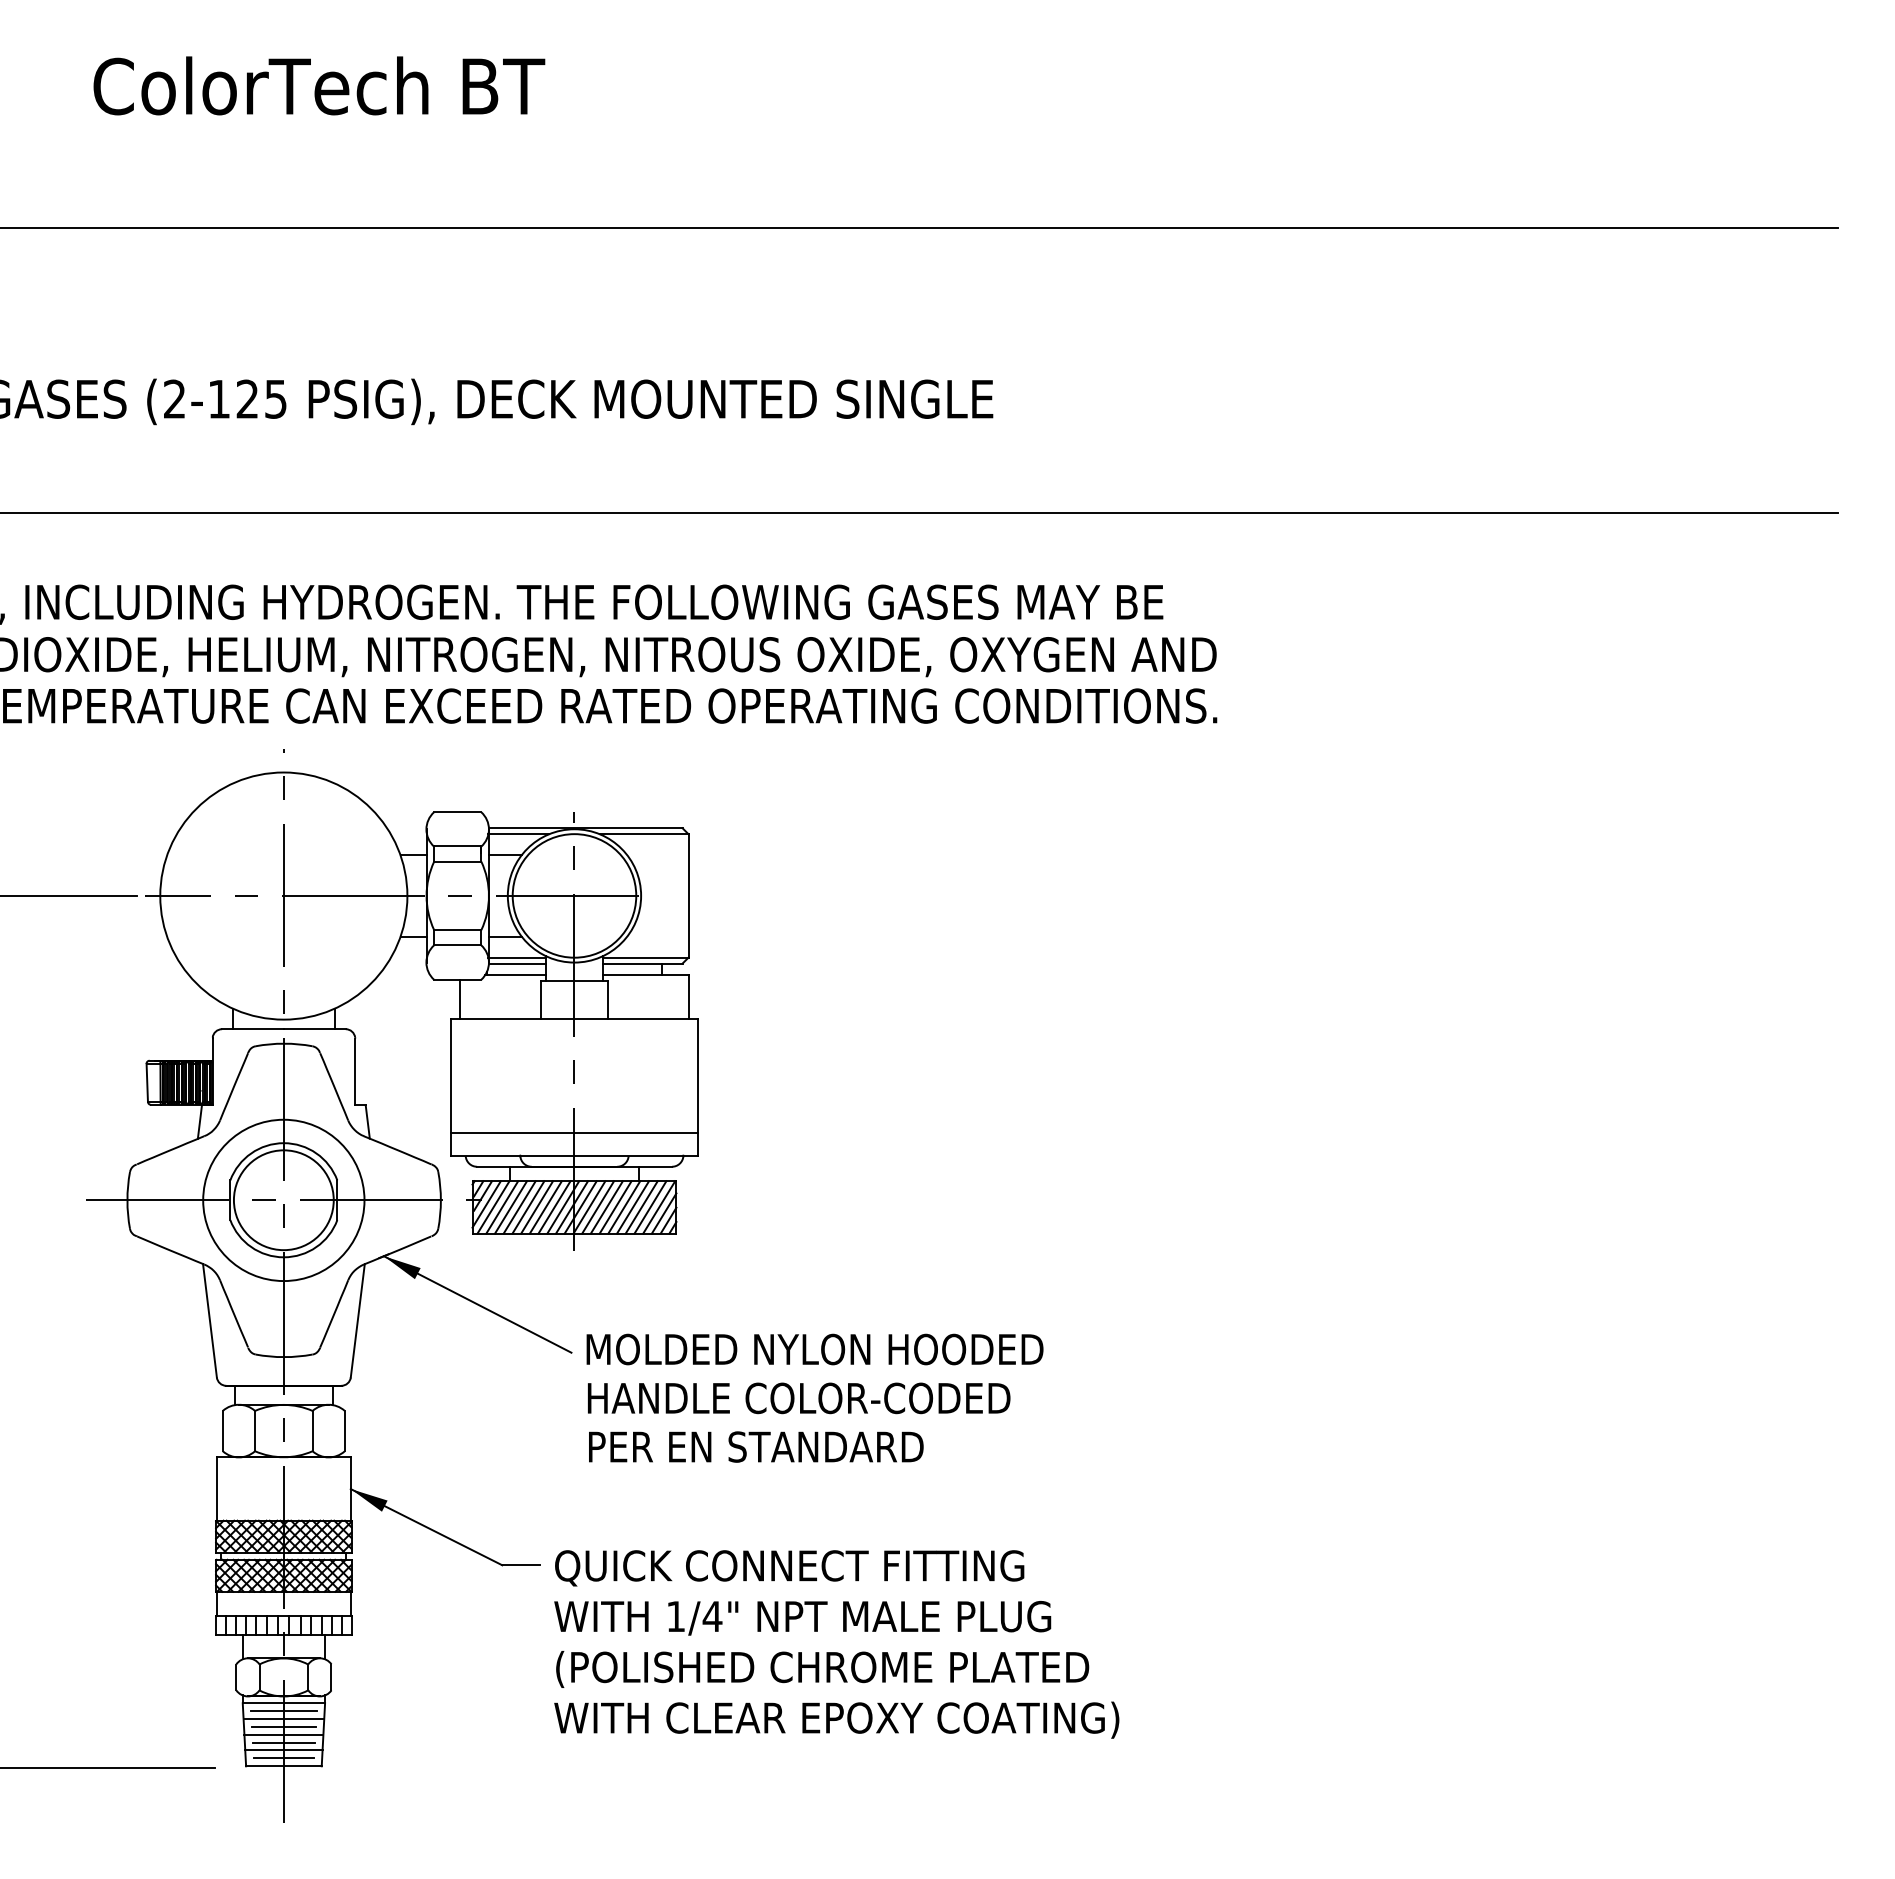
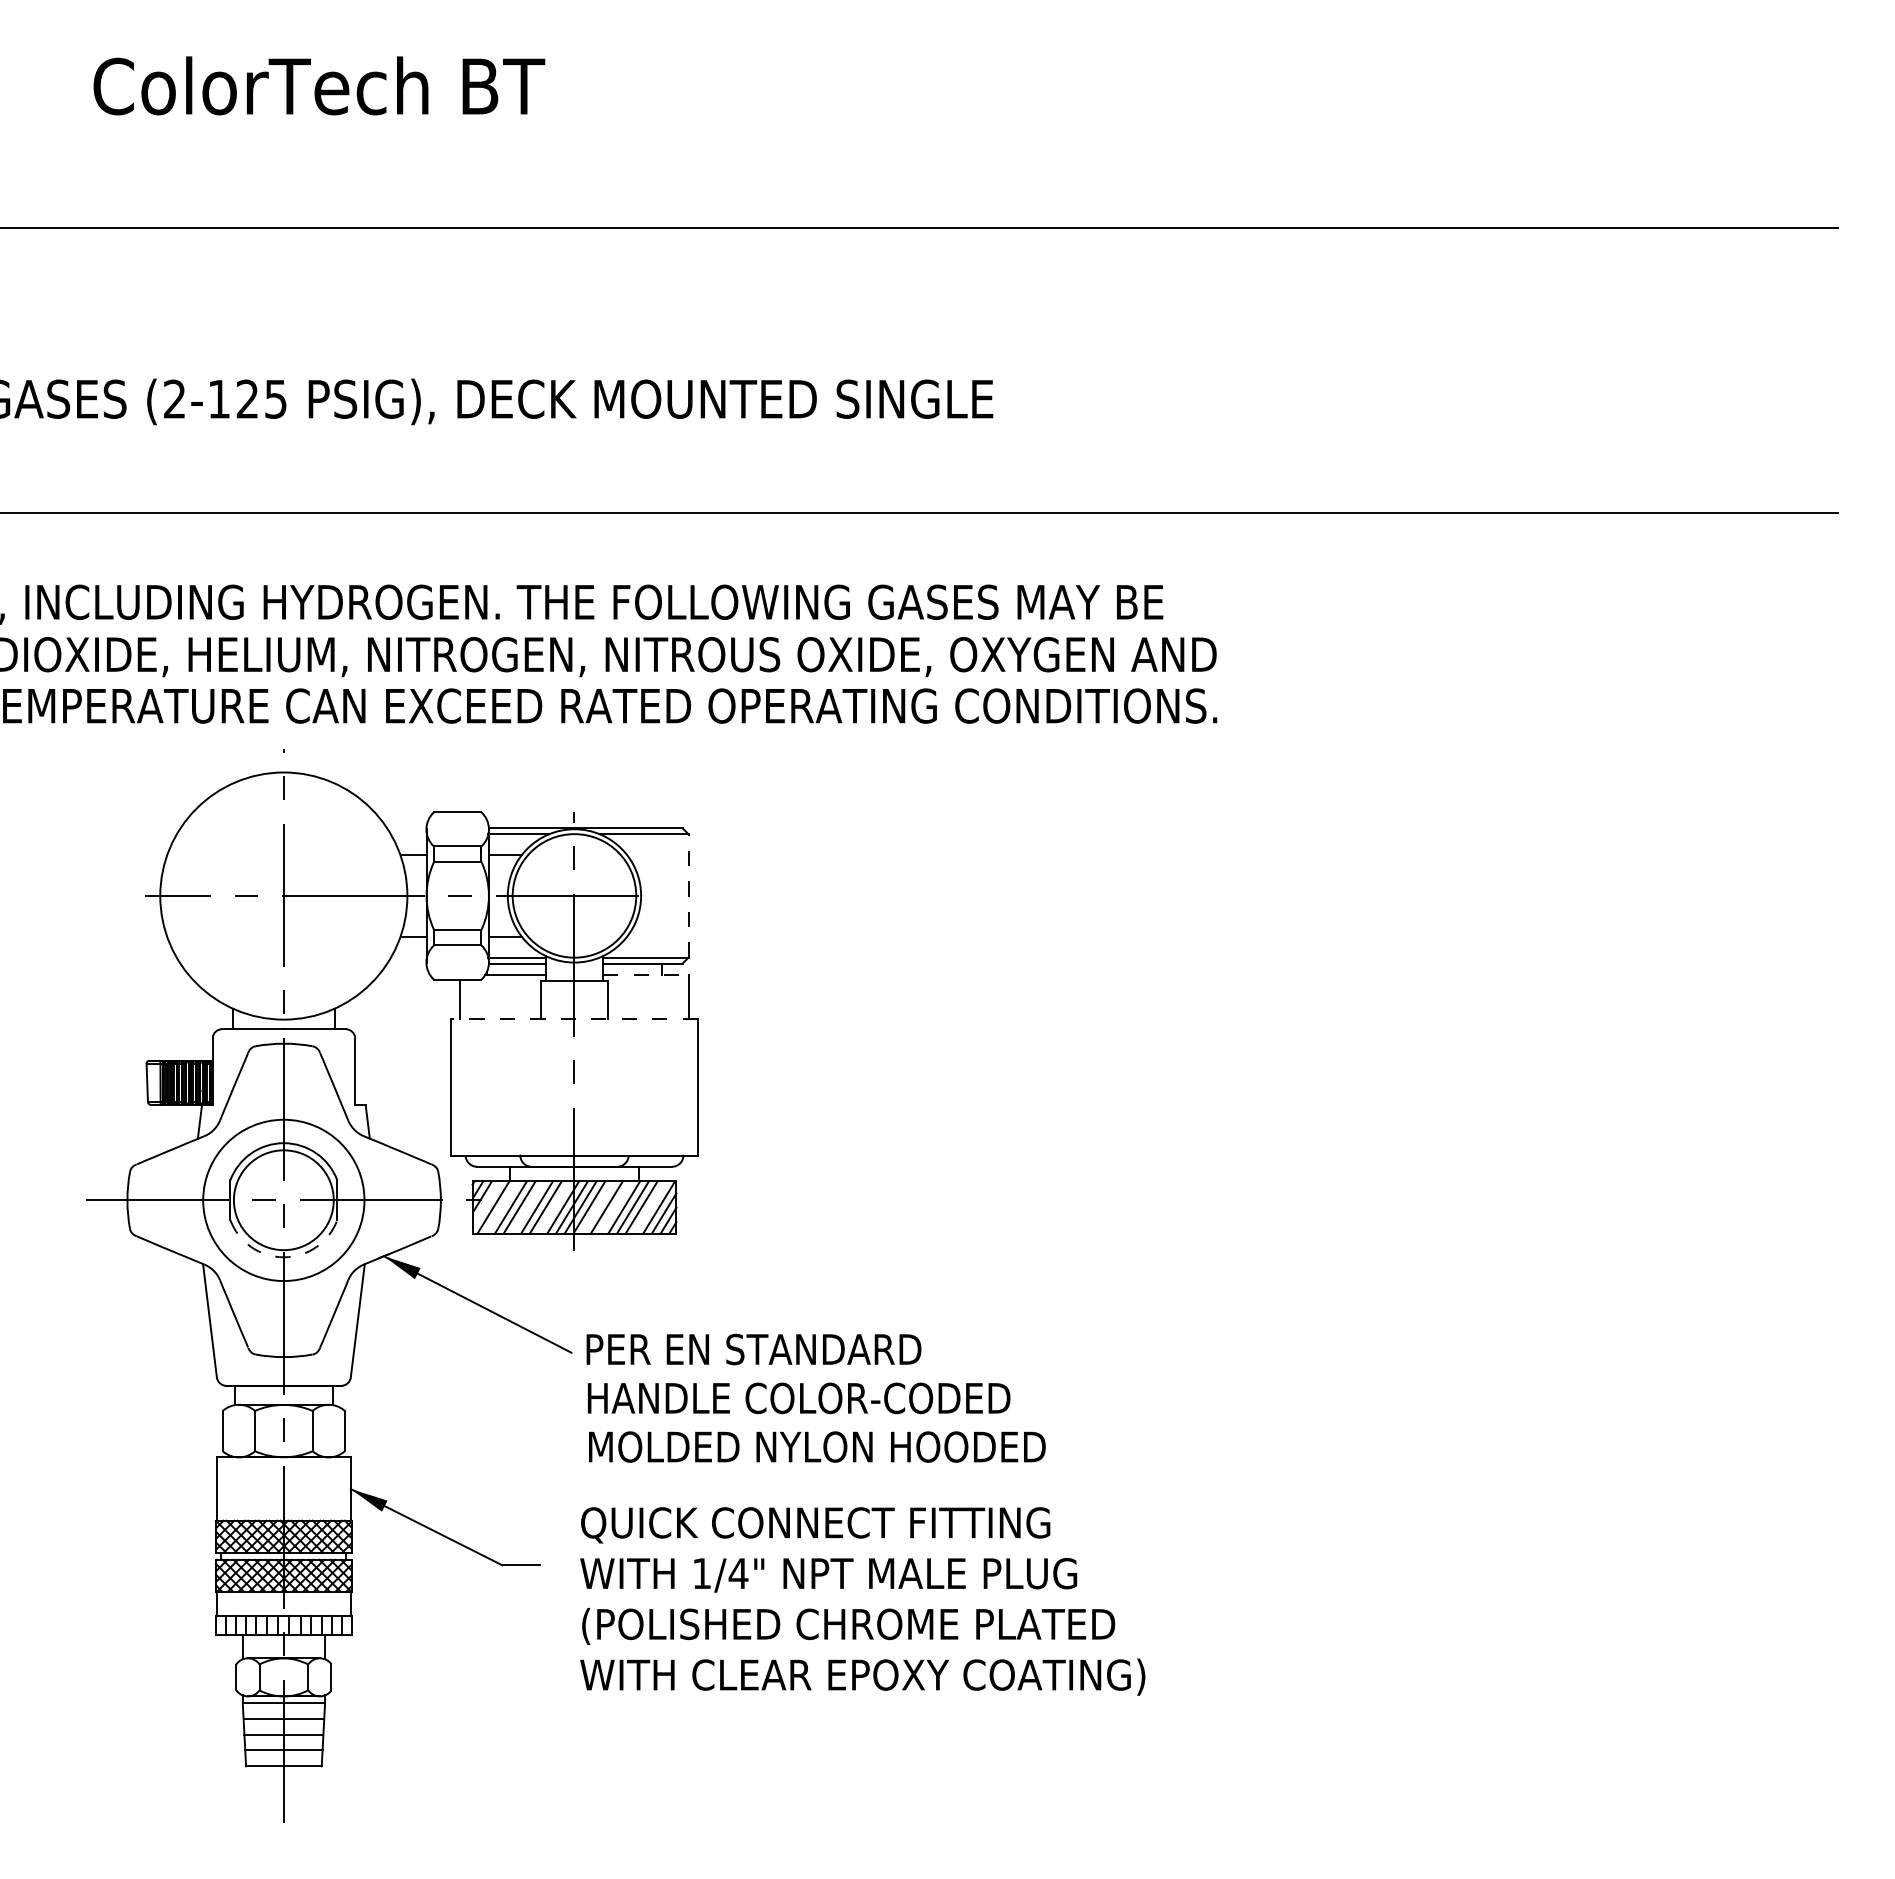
line: present -> none (69, 895)
line: solid -> dashed (688, 895)
line: solid -> dashed (645, 975)
line: solid -> dashed (573, 1018)
line: present -> none (574, 1132)
line: present -> none (486, 1204)
line: present -> none (502, 1207)
line: present -> none (528, 1207)
line: present -> none (554, 1207)
line: present -> none (598, 1207)
line: present -> none (615, 1207)
line: present -> none (650, 1207)
arc: solid -> dashed (283, 1257)
text: MOLDED NYLON HOODED -> PER EN STANDARD (816, 1349)
text: PER EN STANDARD -> MOLDED NYLON HOODED (818, 1446)
text position: (836, 1644) -> (862, 1601) (862, 1601)
line: present -> none (283, 1711)
line: present -> none (283, 1726)
line: present -> none (283, 1742)
line: present -> none (283, 1758)
line: present -> none (108, 1767)
